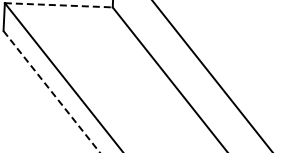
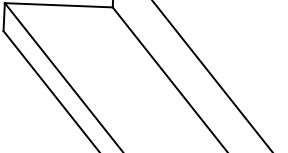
line: dashed -> solid (58, 5)
line: dashed -> solid (51, 91)
